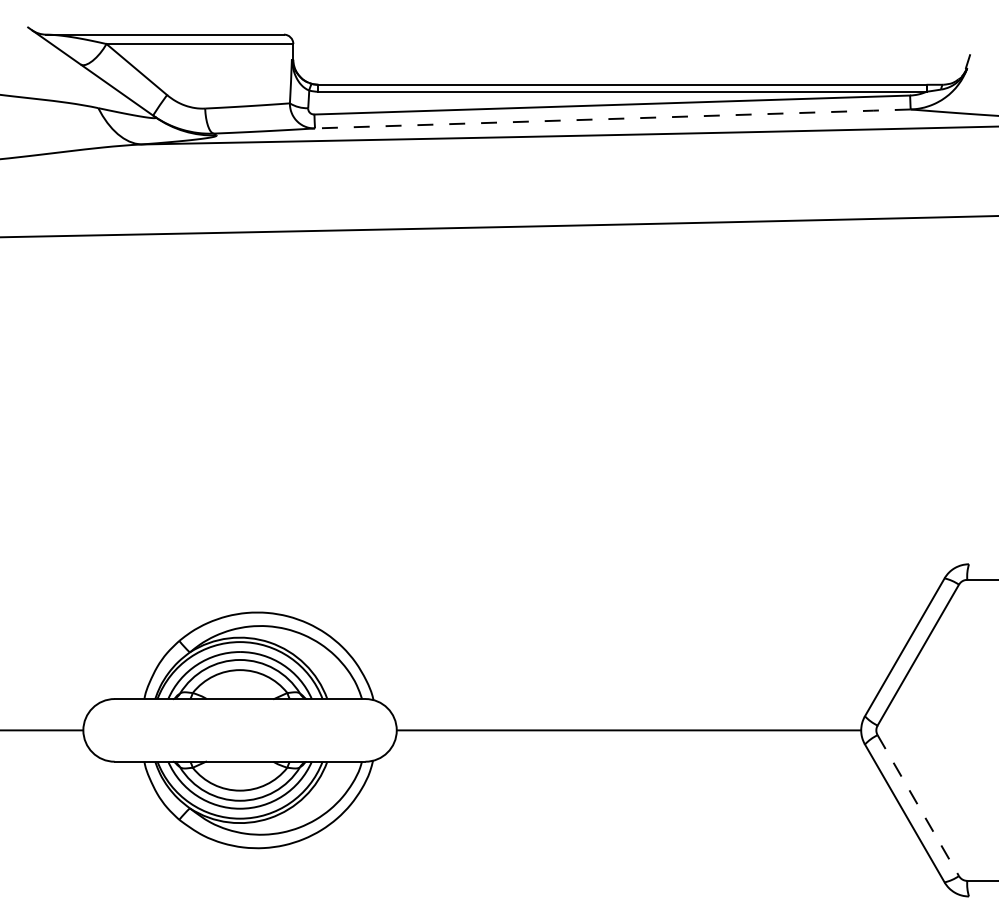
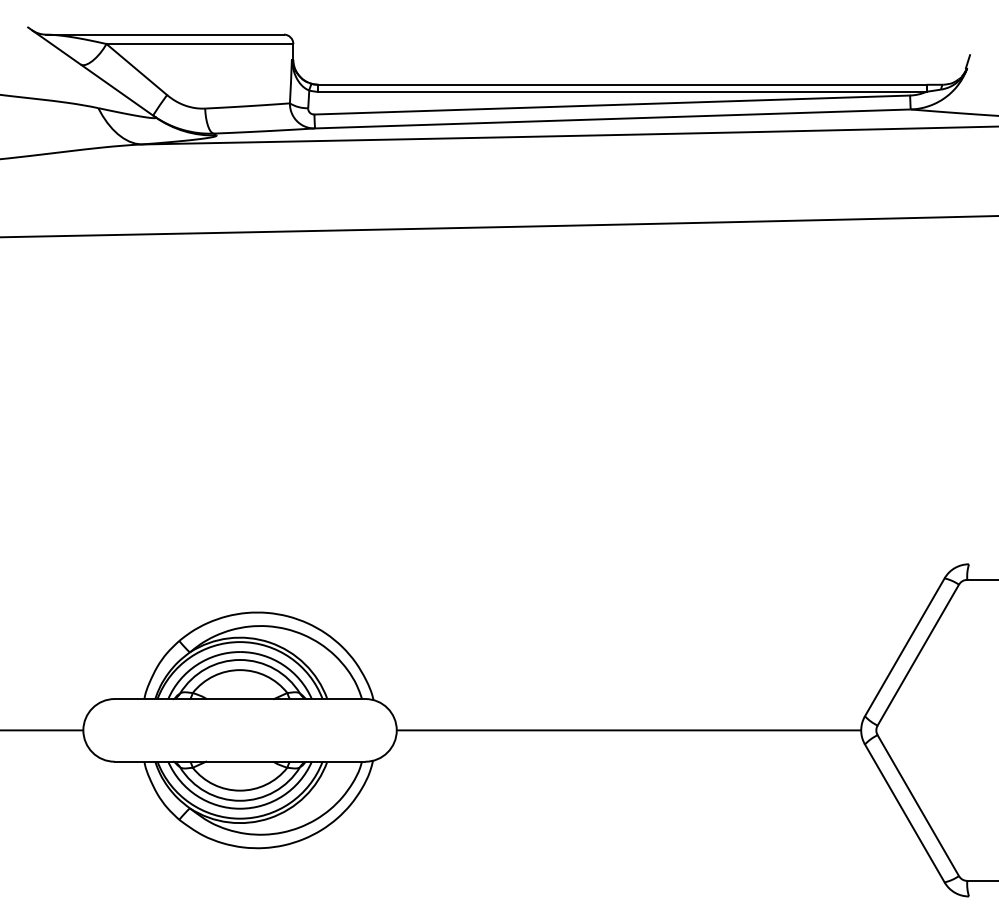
line: dashed -> solid (613, 118)
line: dashed -> solid (918, 806)
